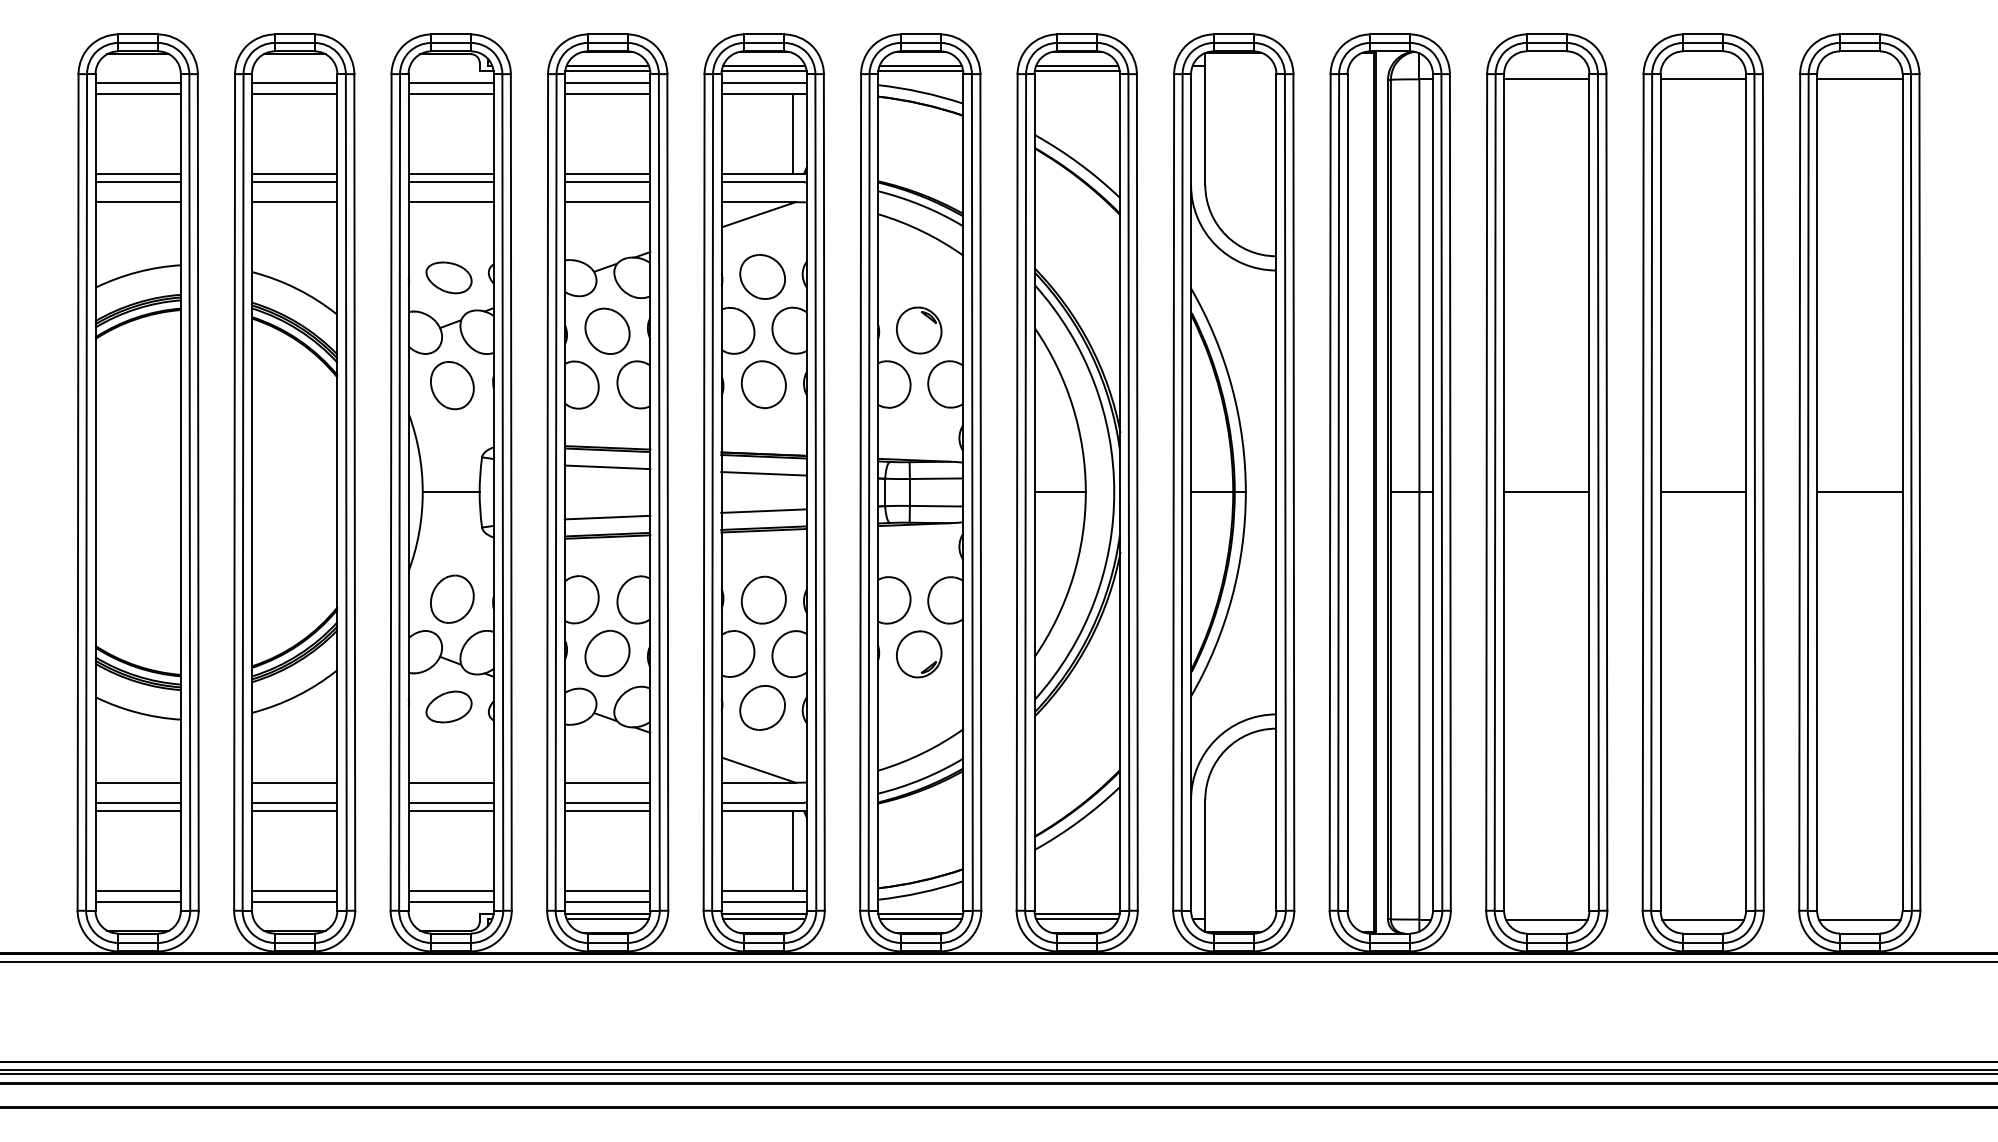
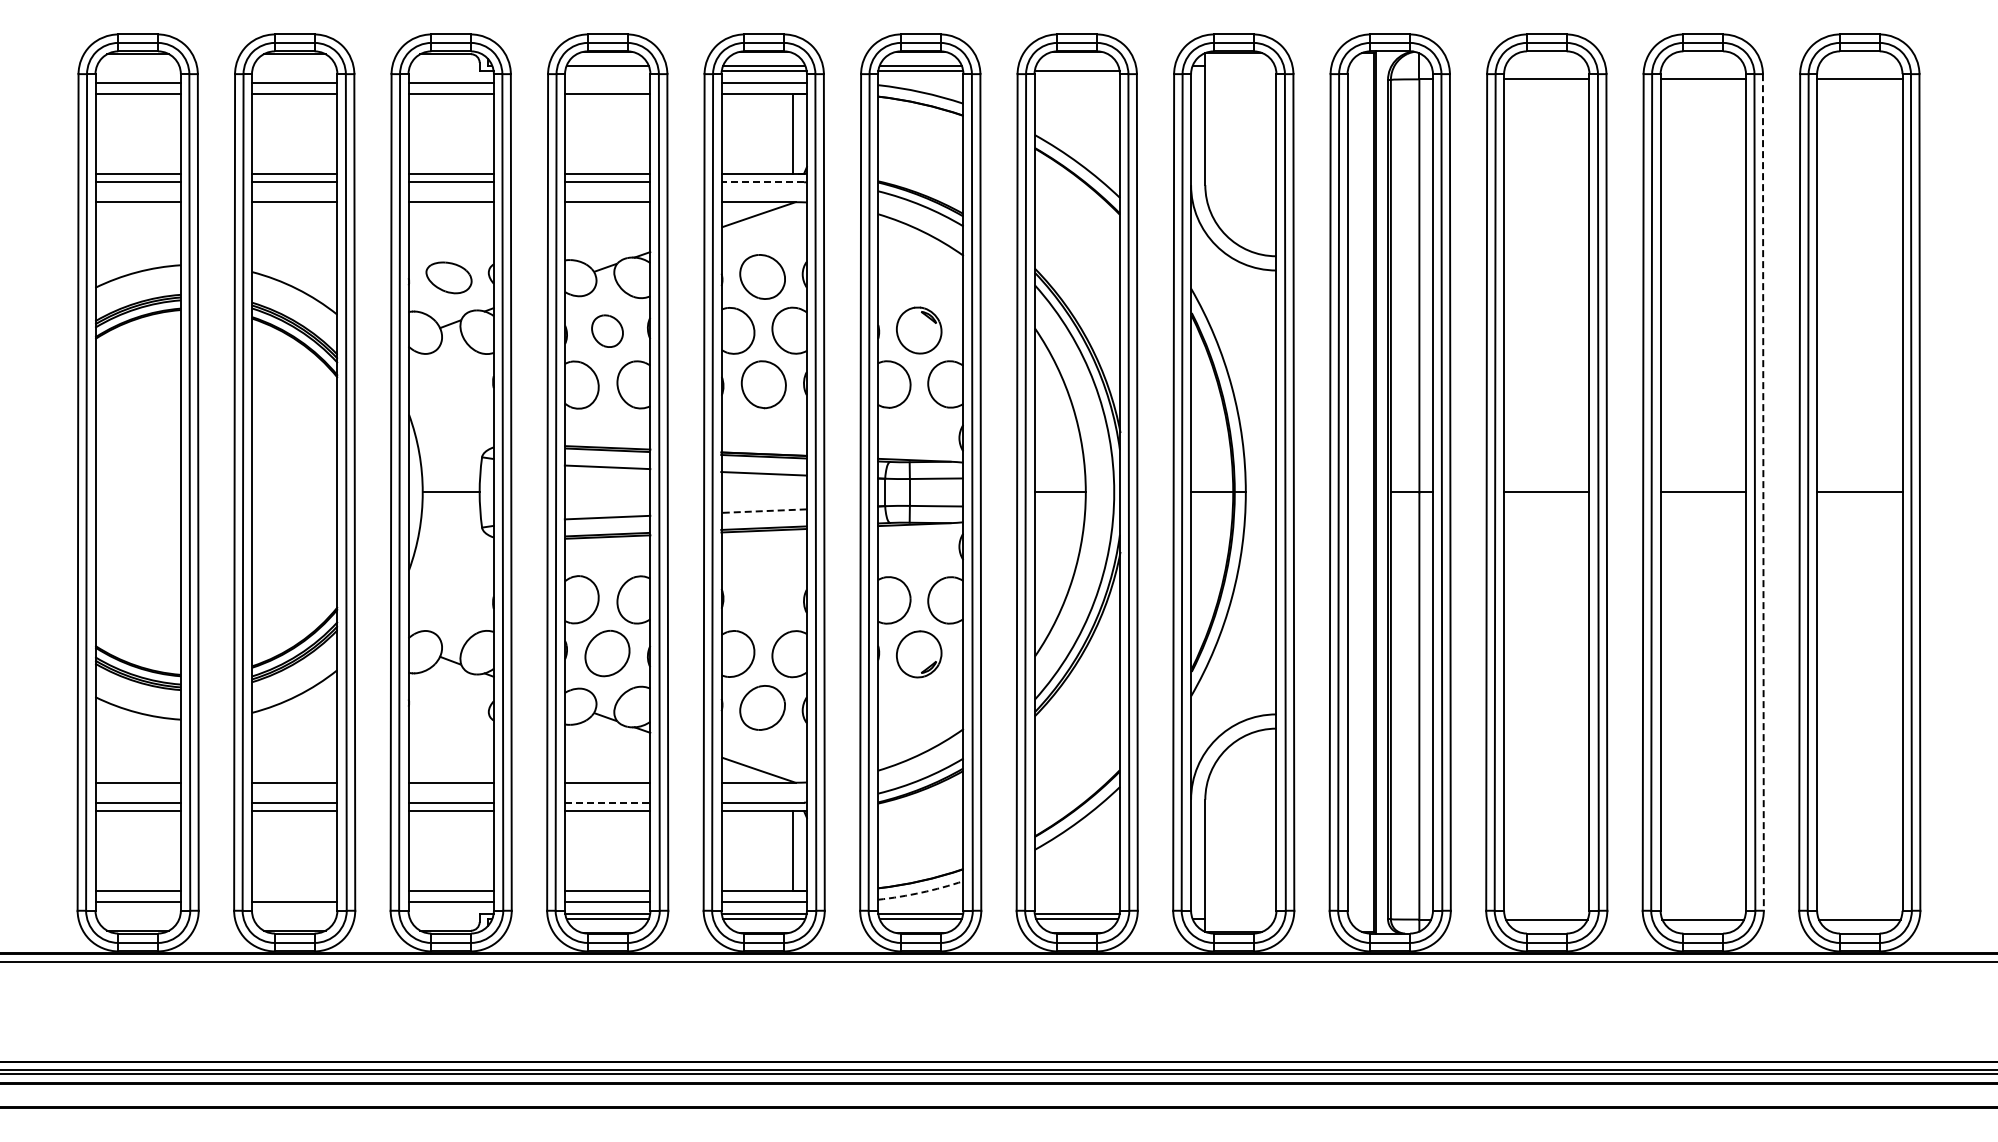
line: present -> none (1077, 65)
line: present -> none (607, 71)
line: present -> none (607, 82)
line: solid -> dashed (762, 182)
part size: 47x48 px -> 33x34 px (607, 330)
part: present -> none (452, 385)
line: solid -> dashed (1763, 492)
line: solid -> dashed (763, 511)
part: present -> none (452, 598)
part: present -> none (763, 599)
part: present -> none (448, 706)
line: solid -> dashed (607, 802)
line: present -> none (294, 890)
arc: solid -> dashed (921, 892)
